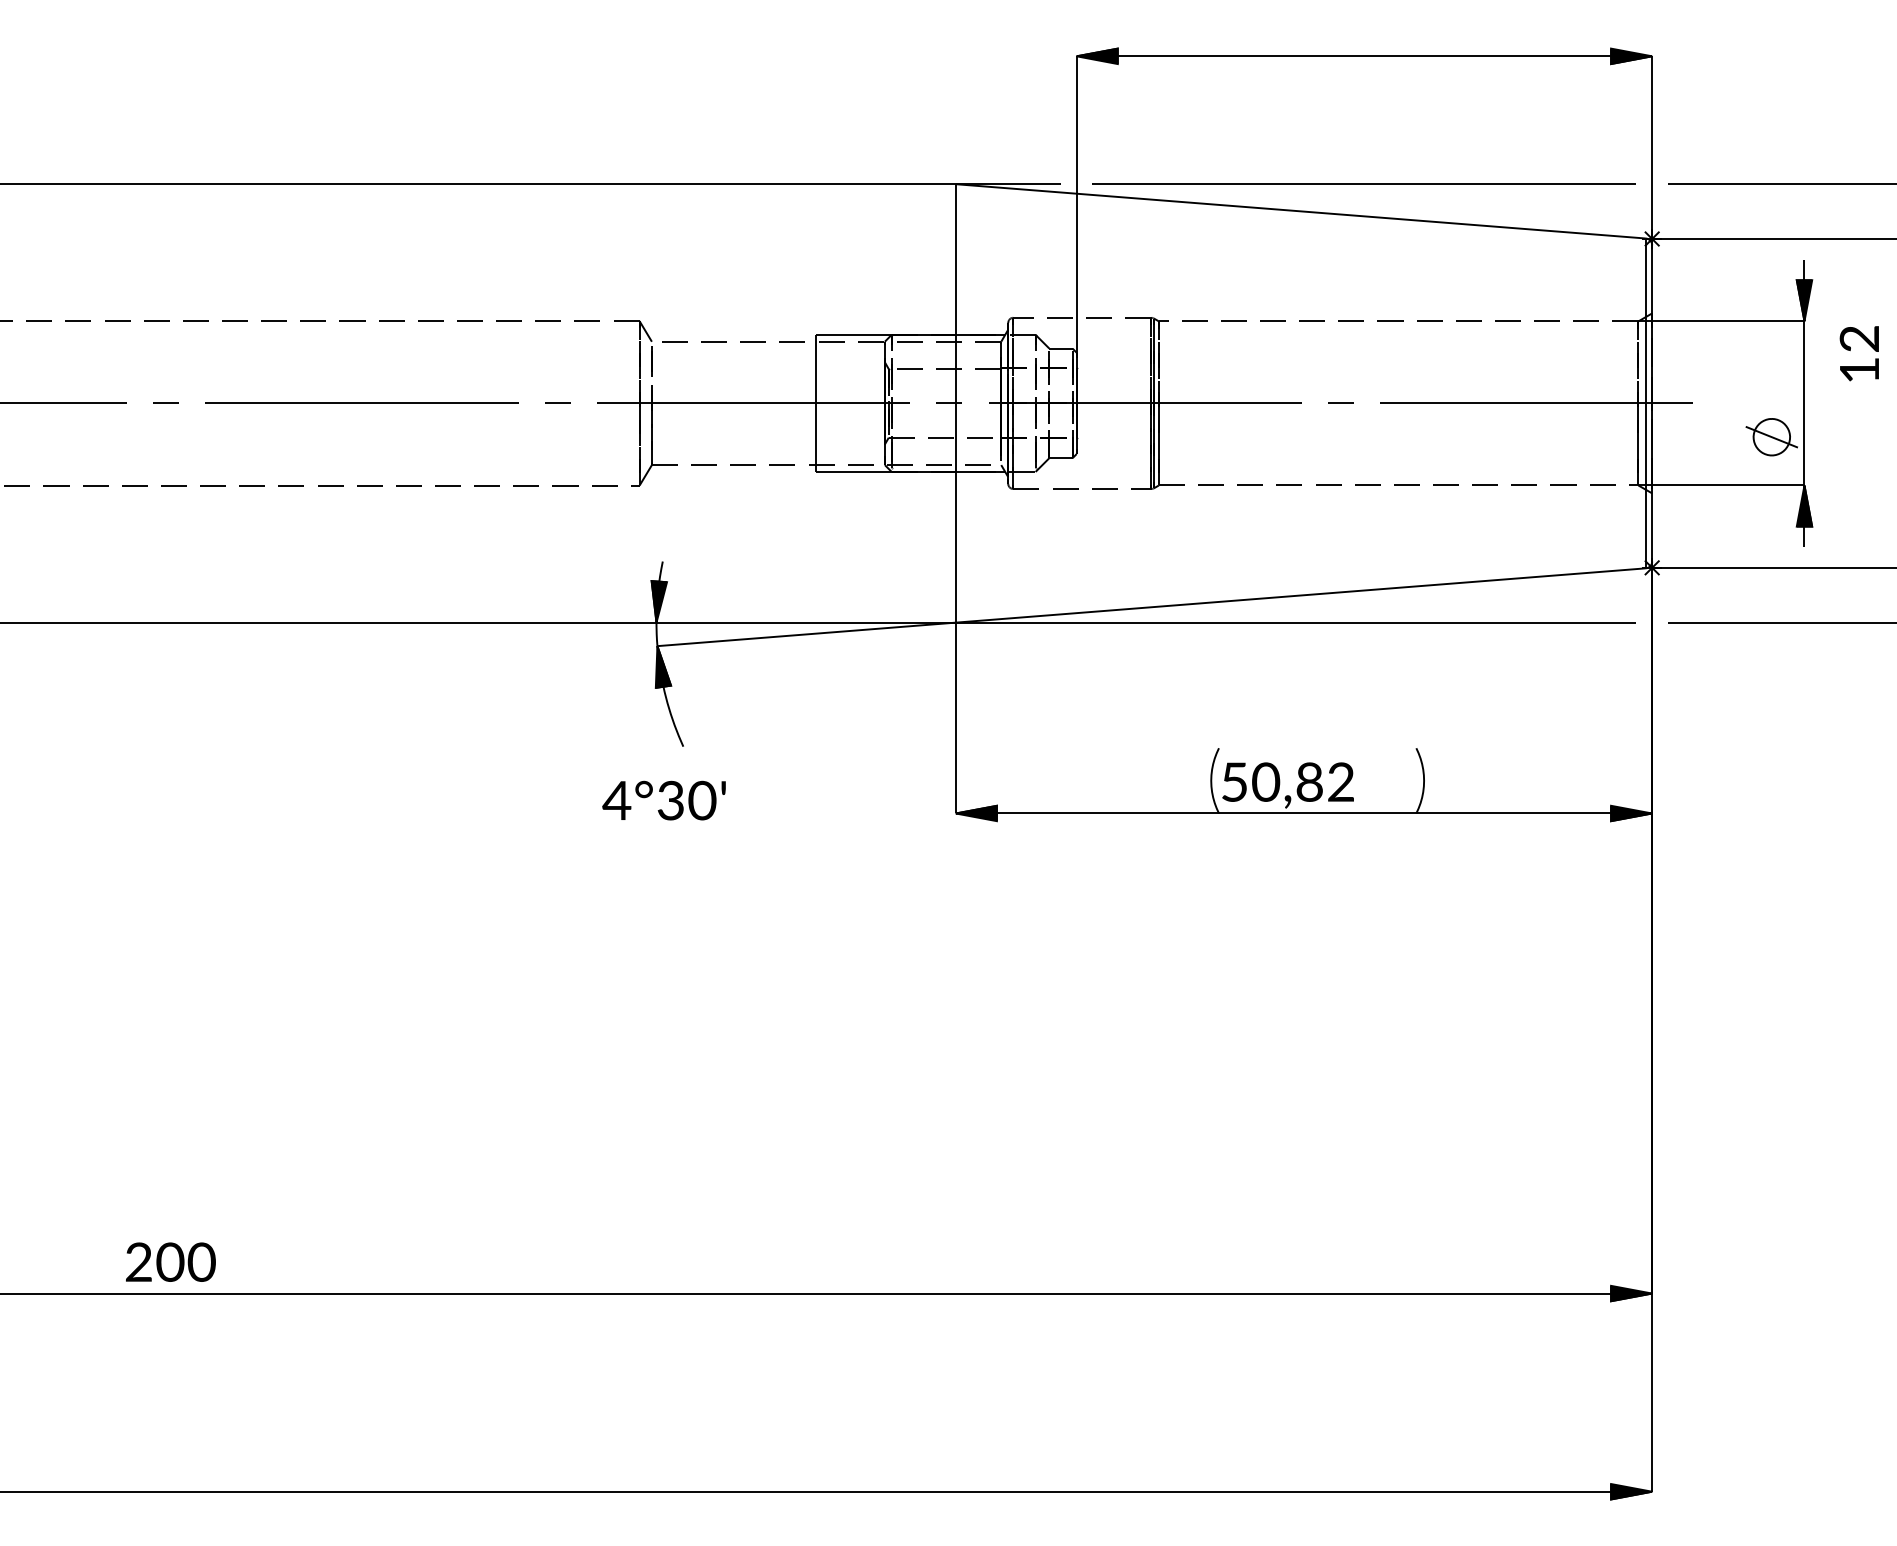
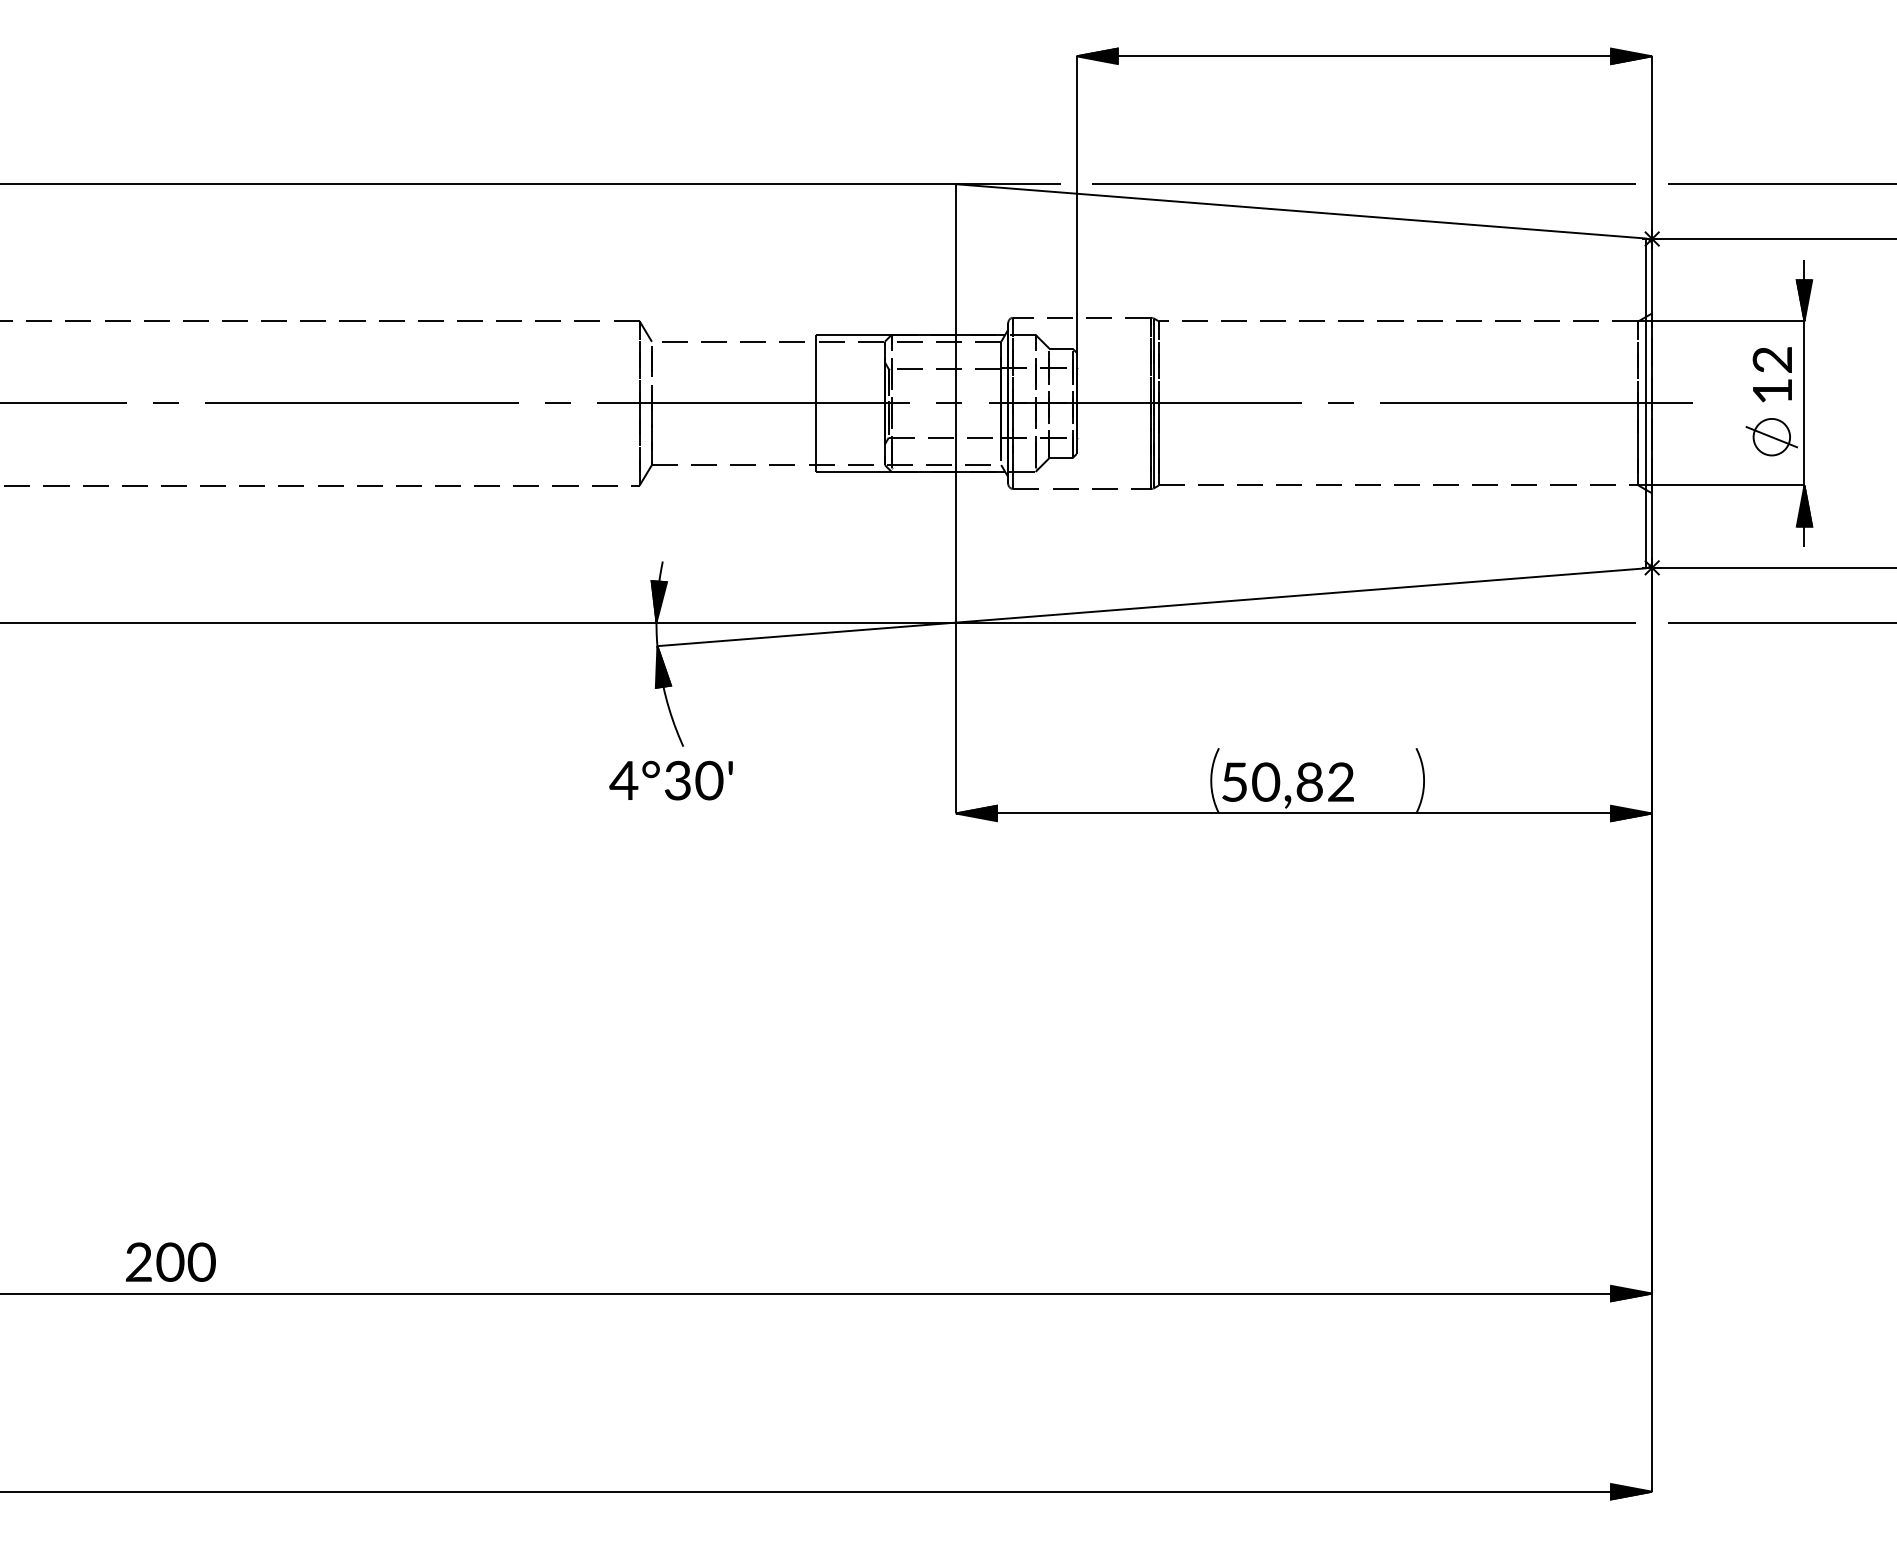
text position: (1858, 353) -> (1771, 374) (1771, 374)
text position: (663, 800) -> (670, 780) (670, 780)
